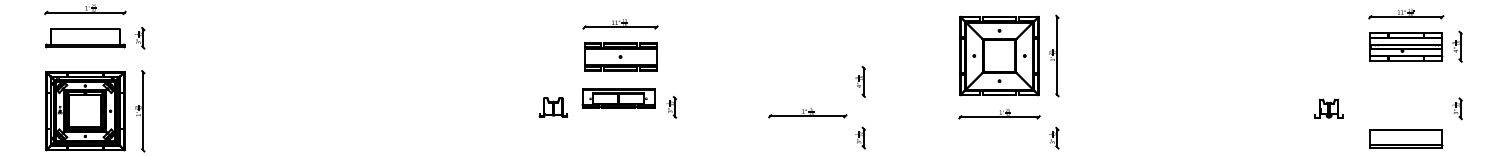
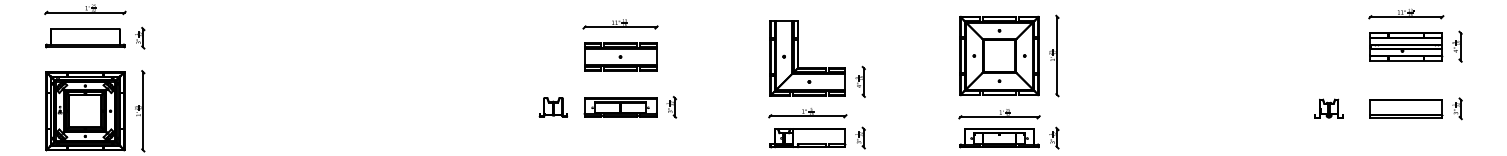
part: none -> present (798, 58)
part position: (618, 98) -> (620, 107) (620, 107)
part: none -> present (807, 138)
part: none -> present (999, 138)
part position: (1406, 138) -> (1406, 108) (1406, 108)
